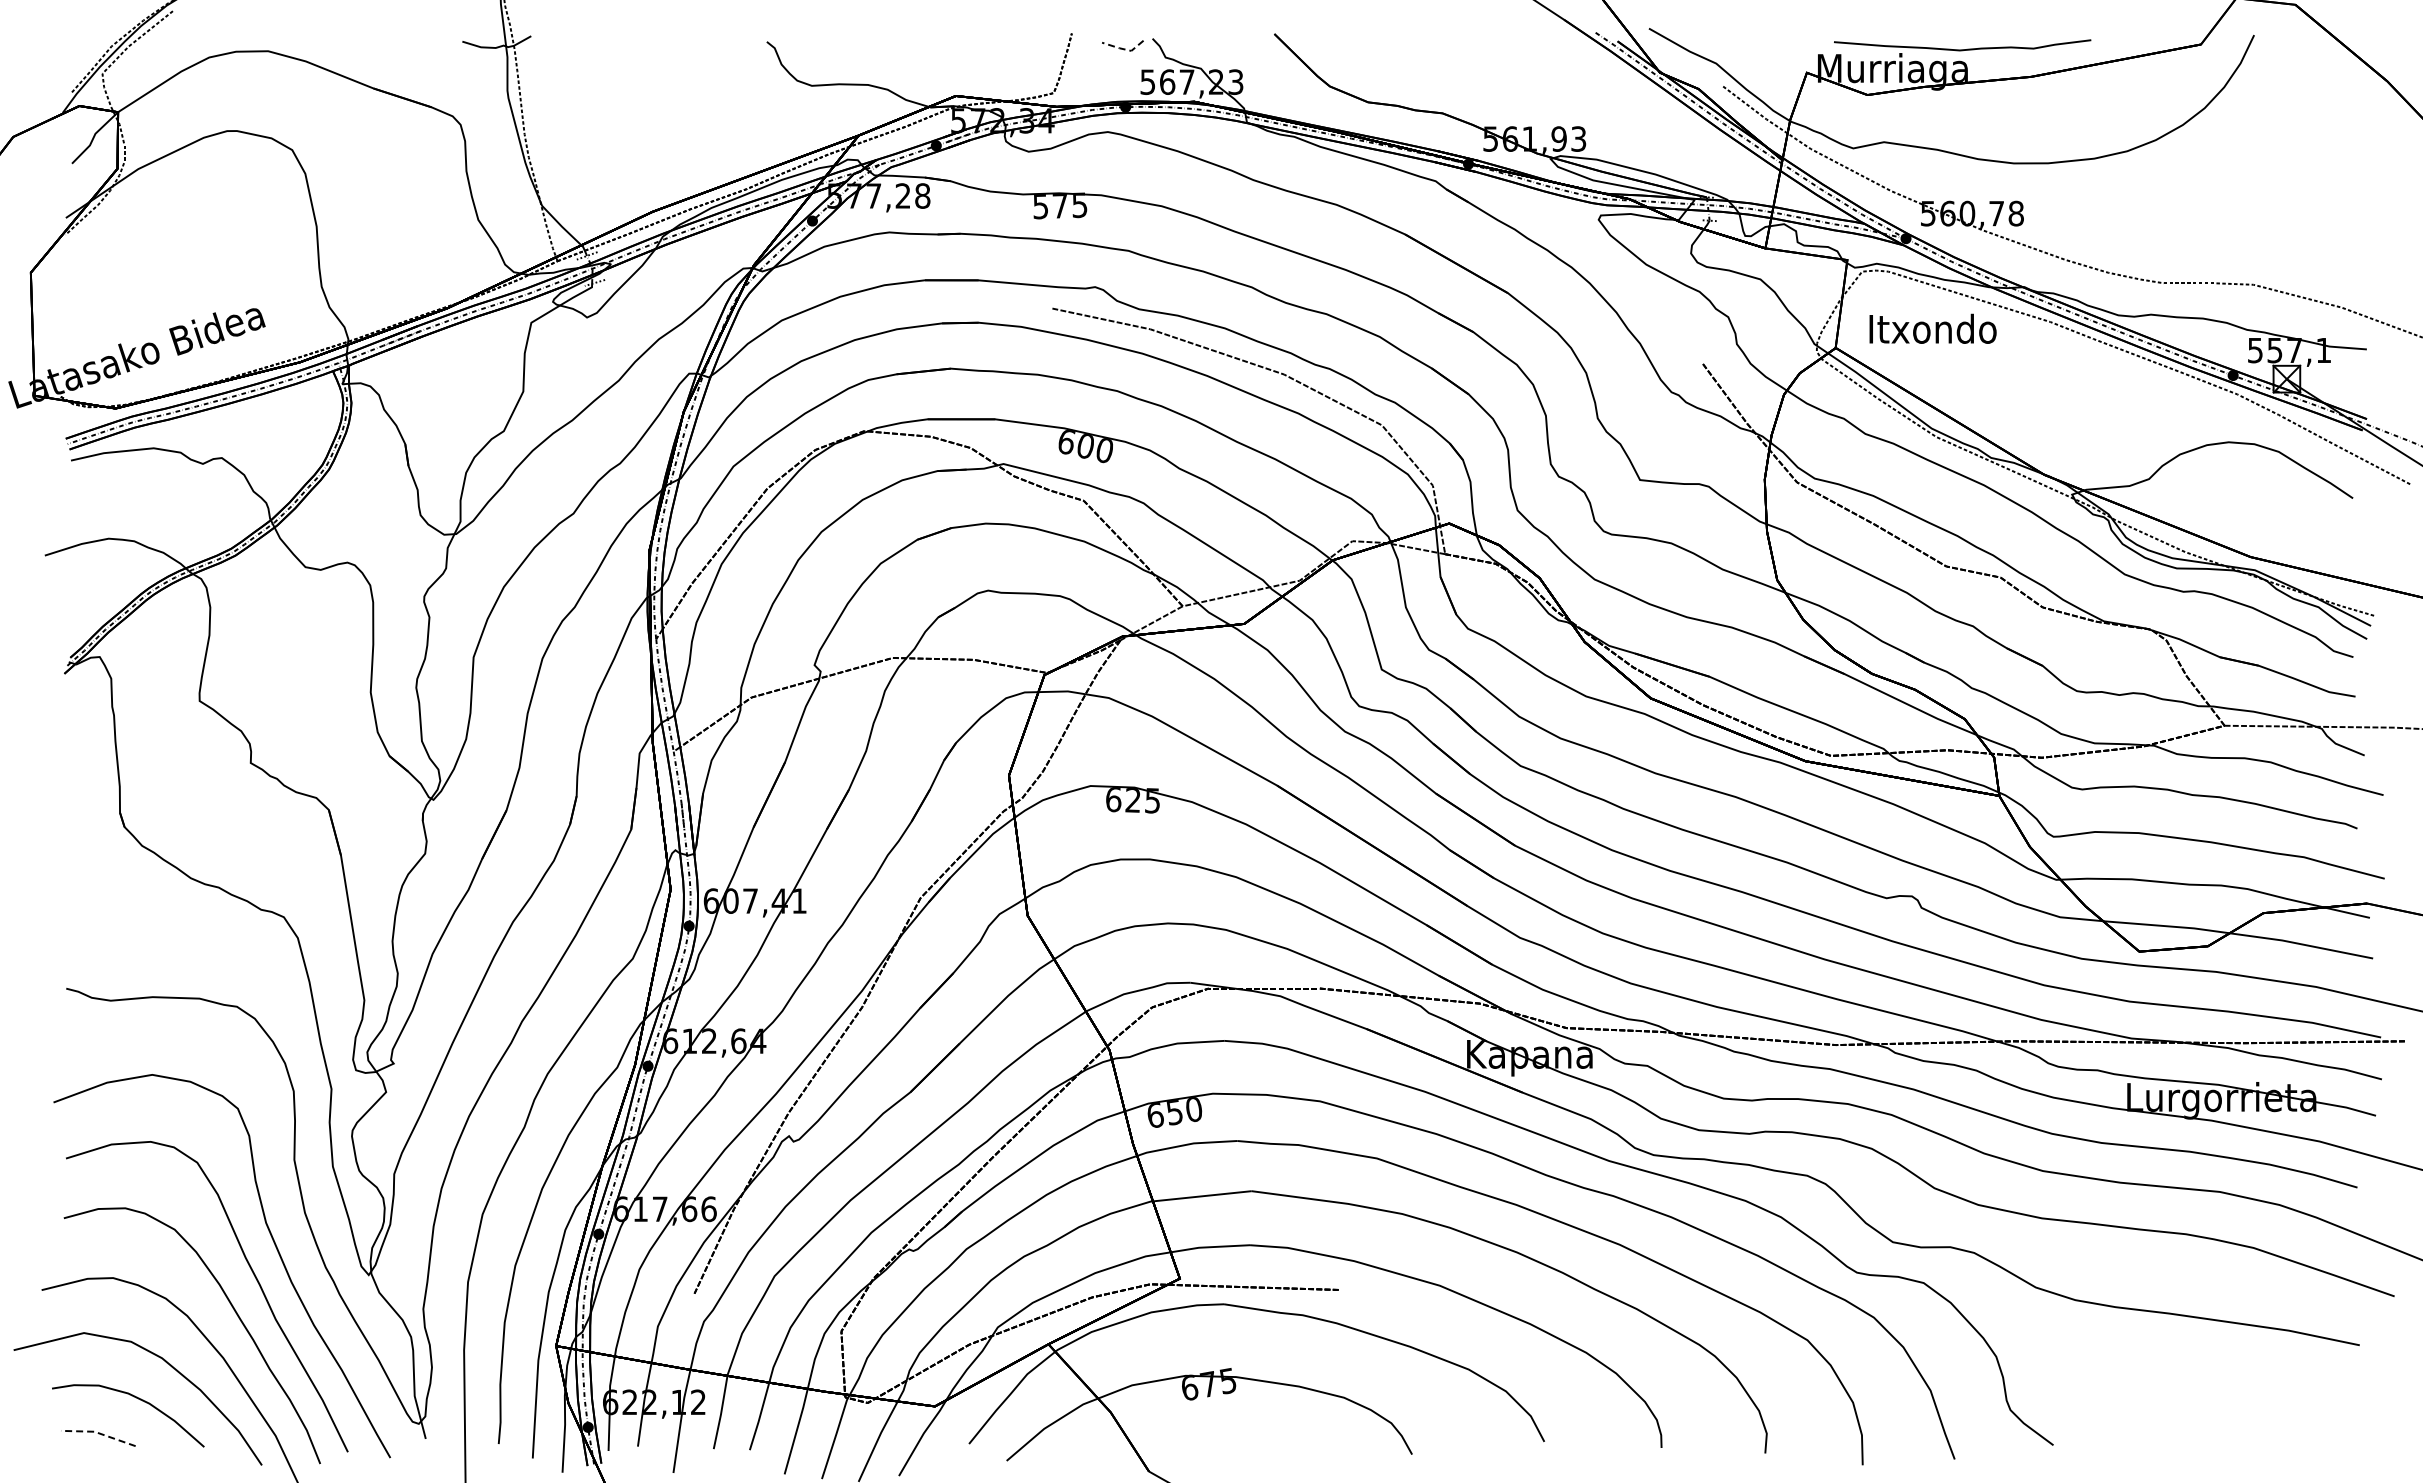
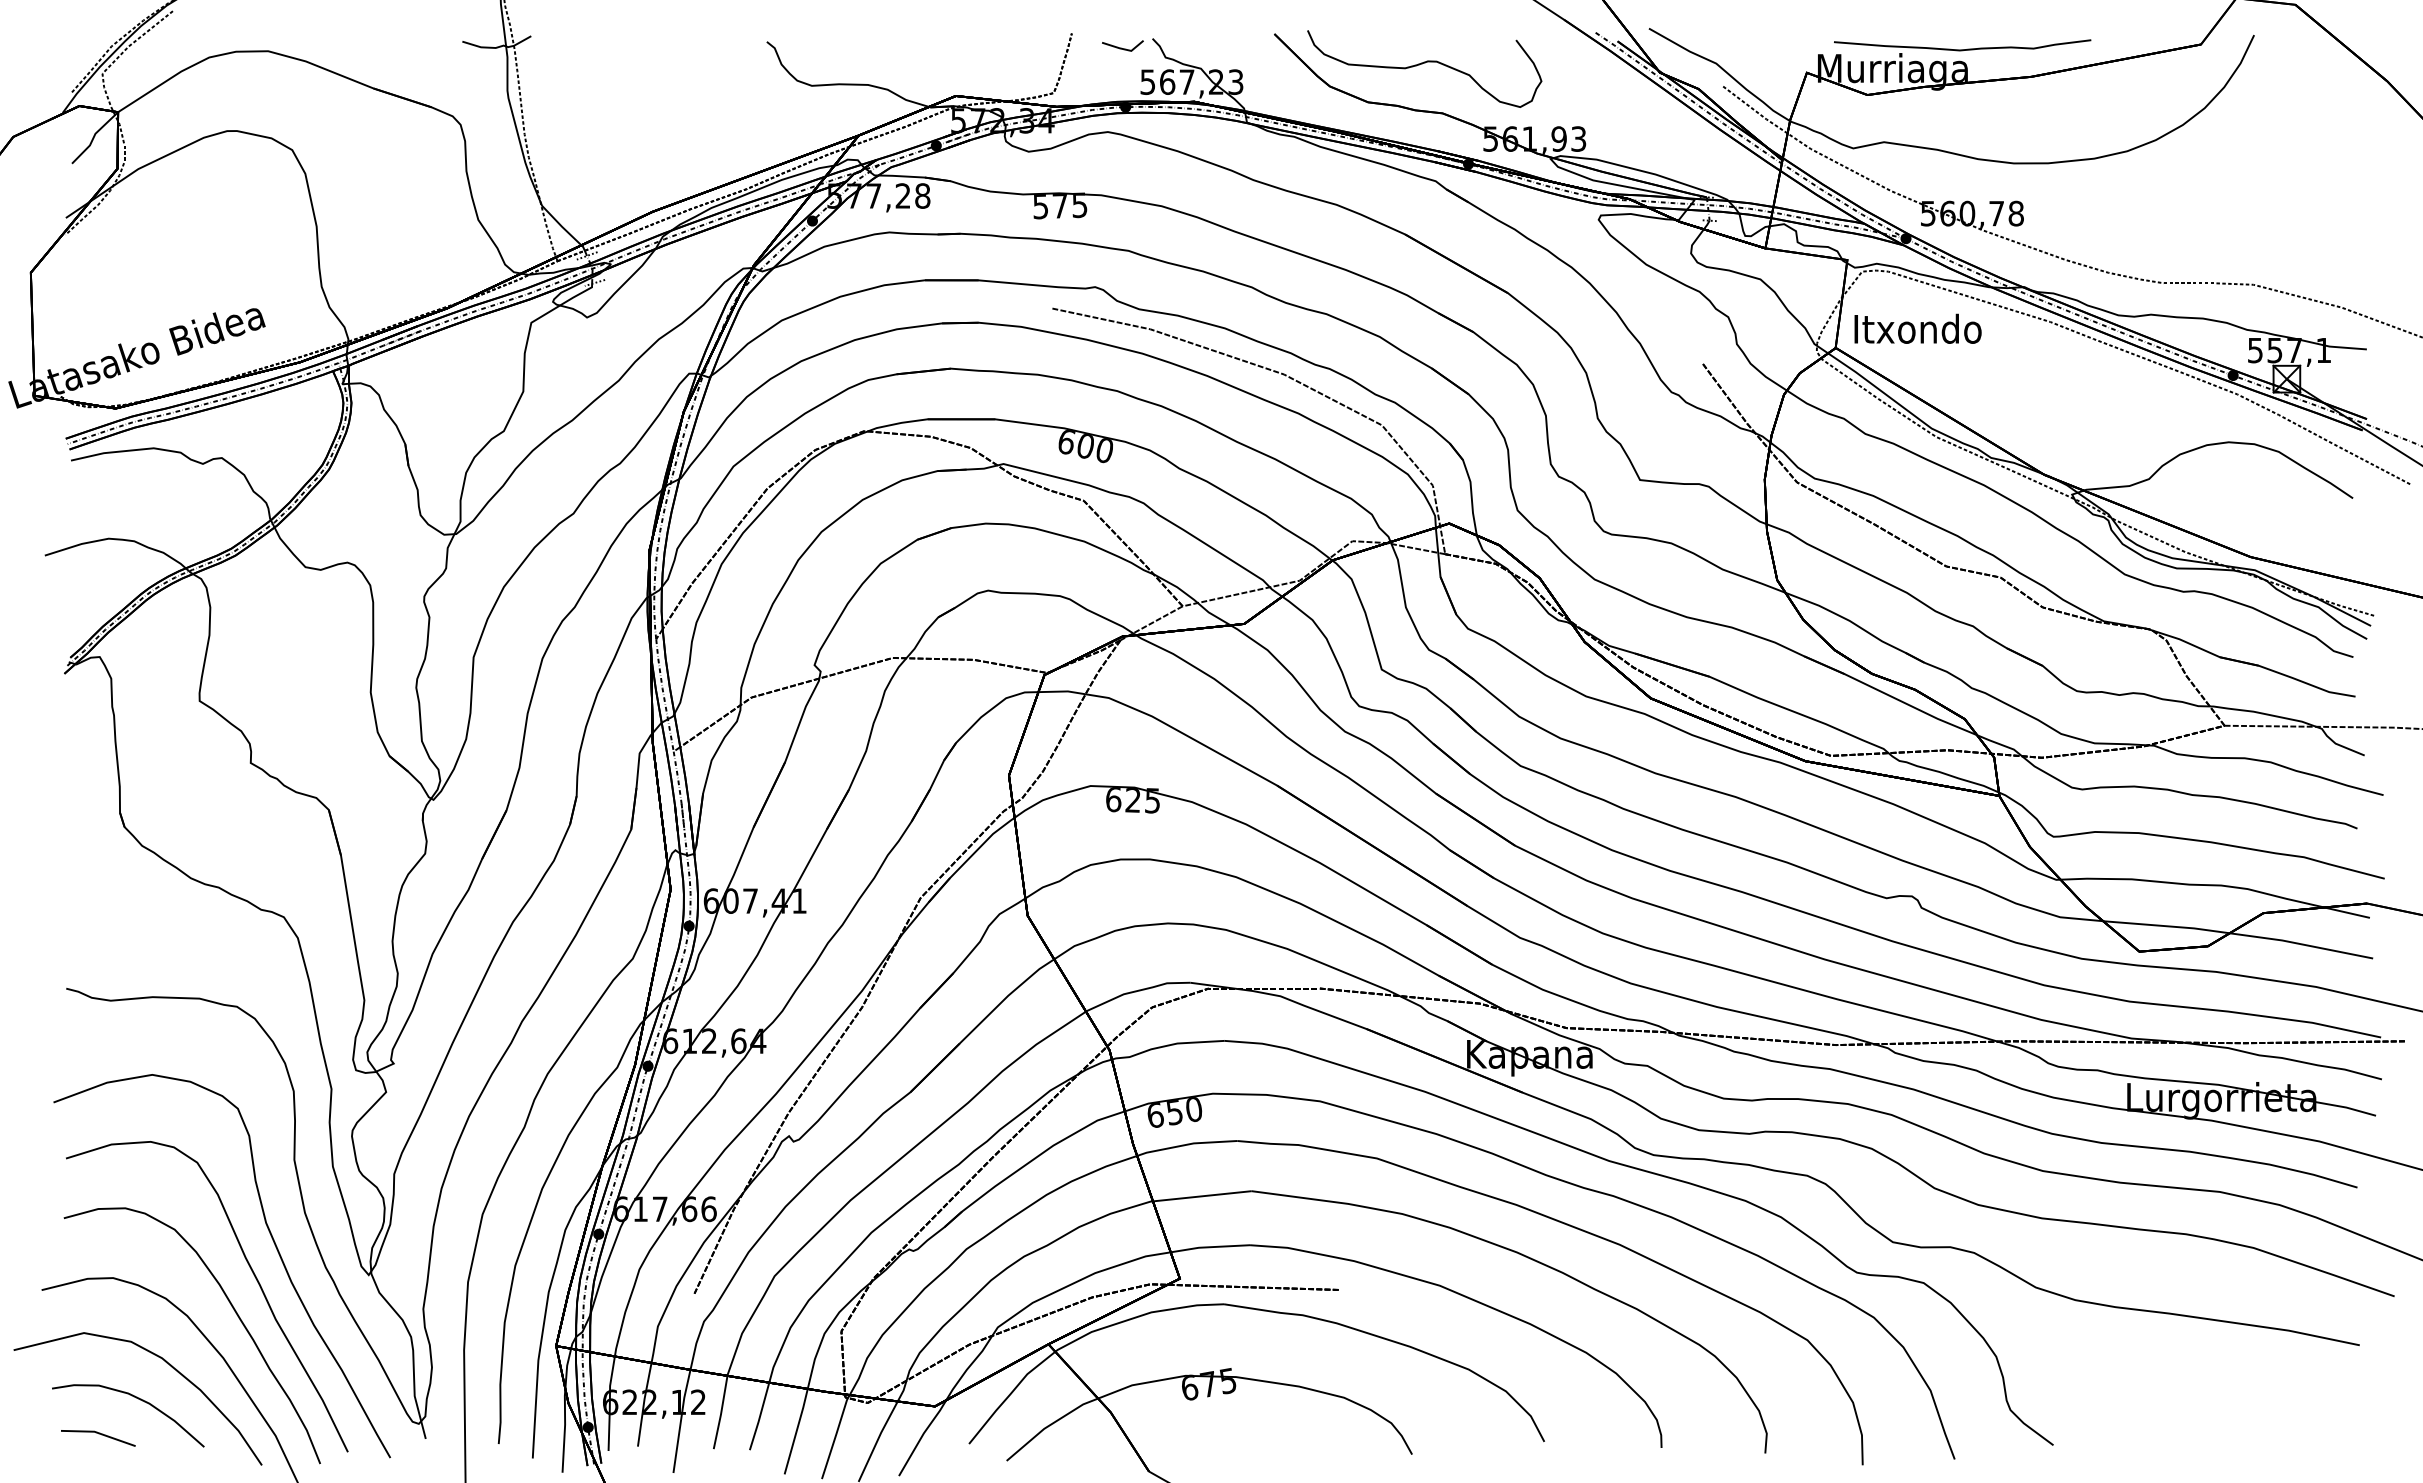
line: dashed -> solid (1124, 49)
curve: none -> present (1422, 64)
text position: (1932, 328) -> (1917, 328) (1917, 328)
line: dashed -> solid (98, 1433)
